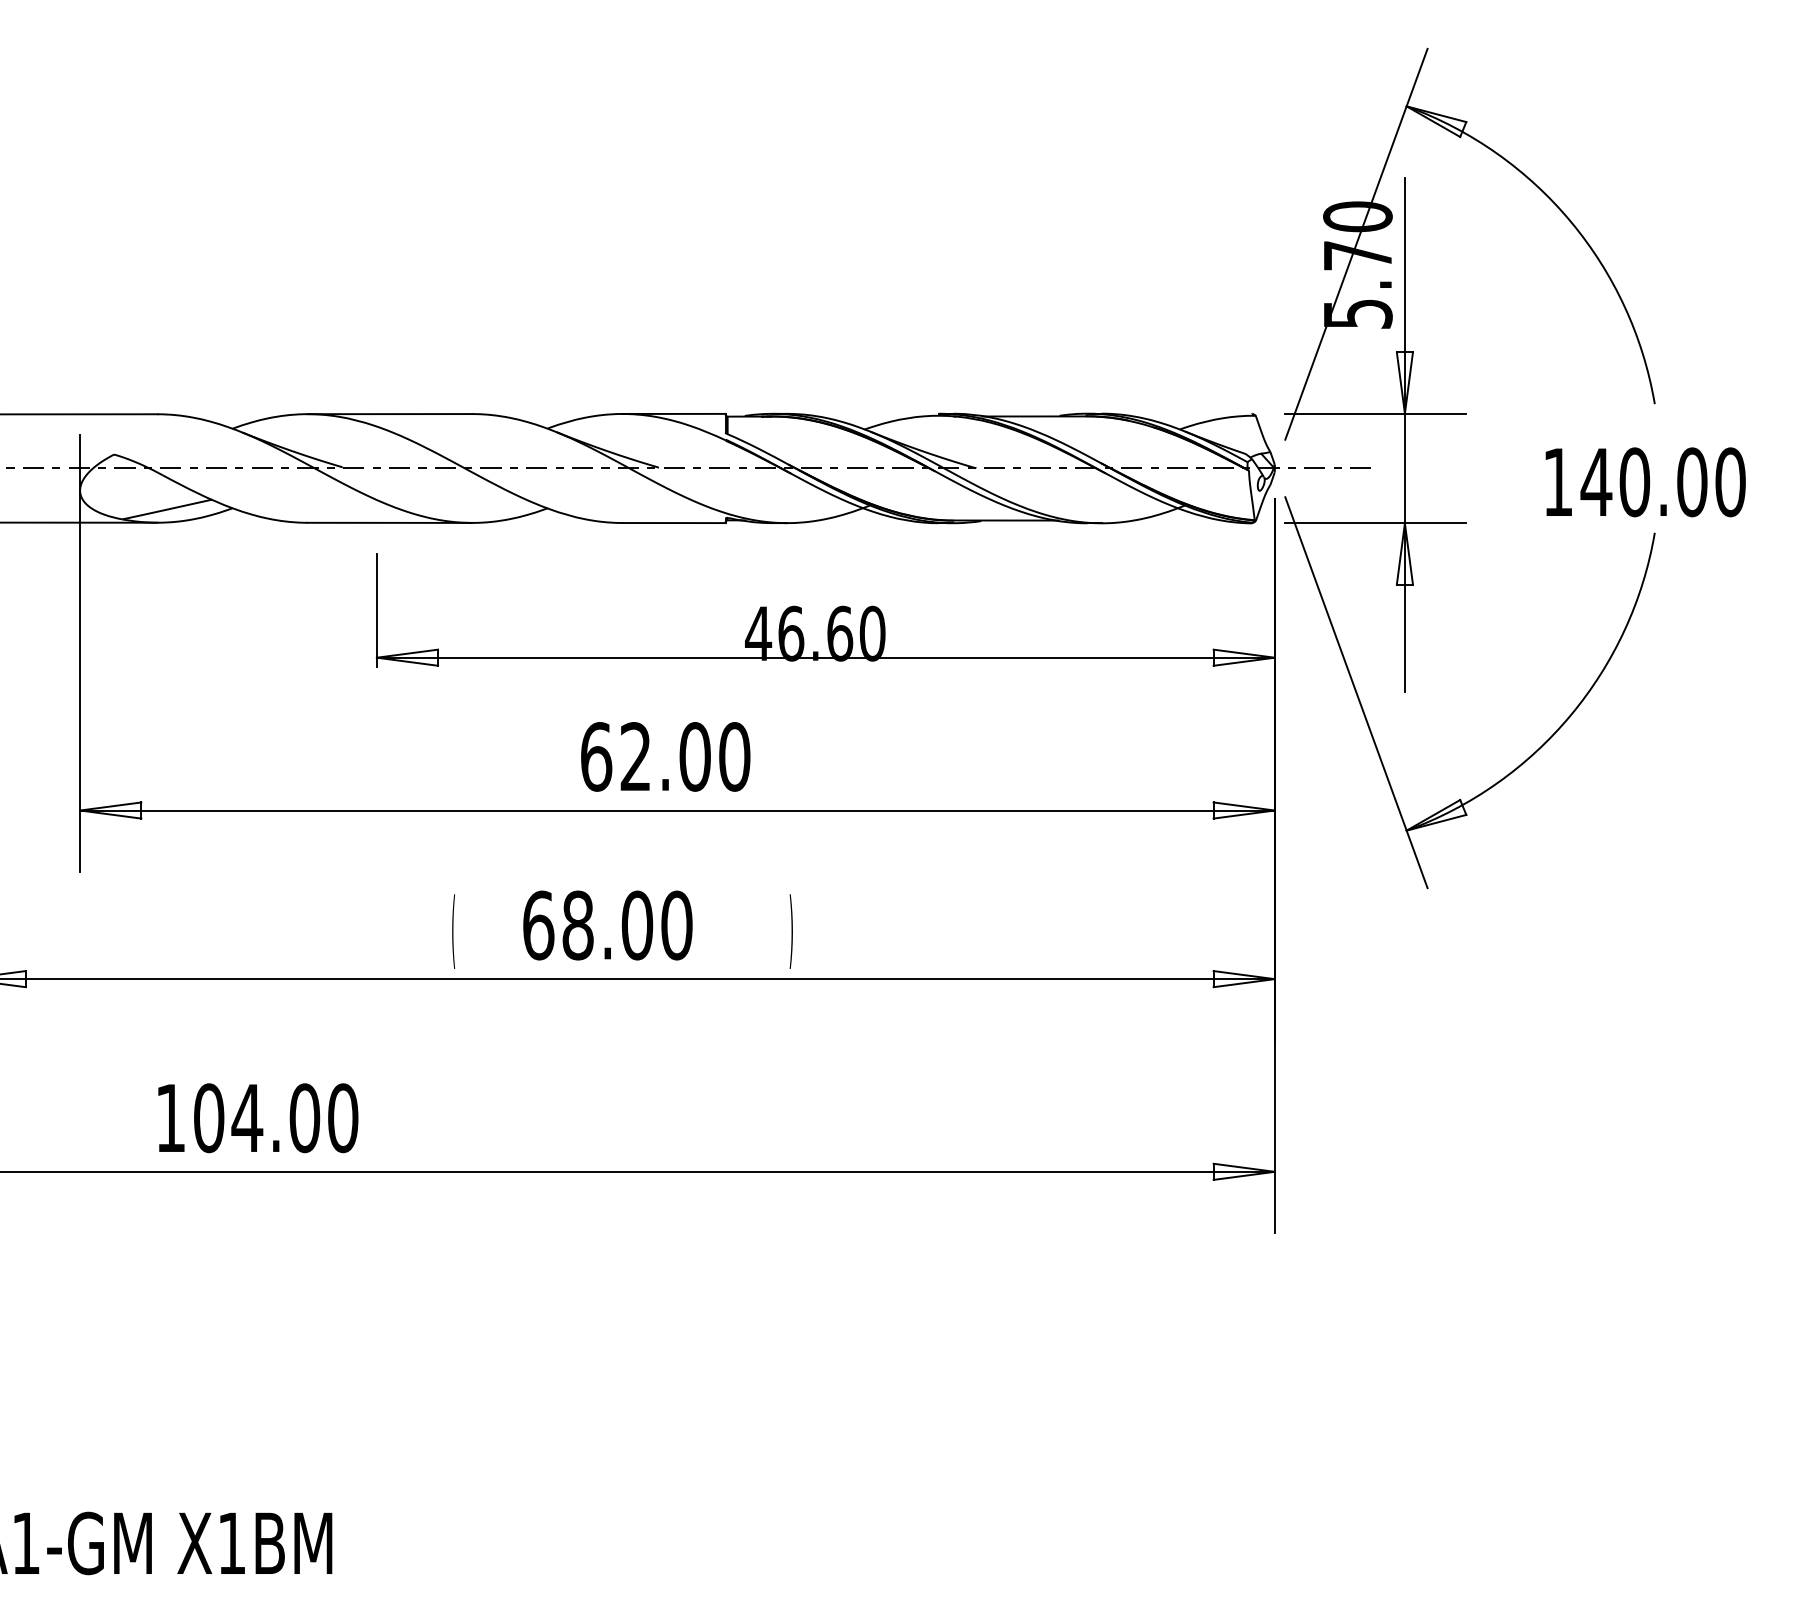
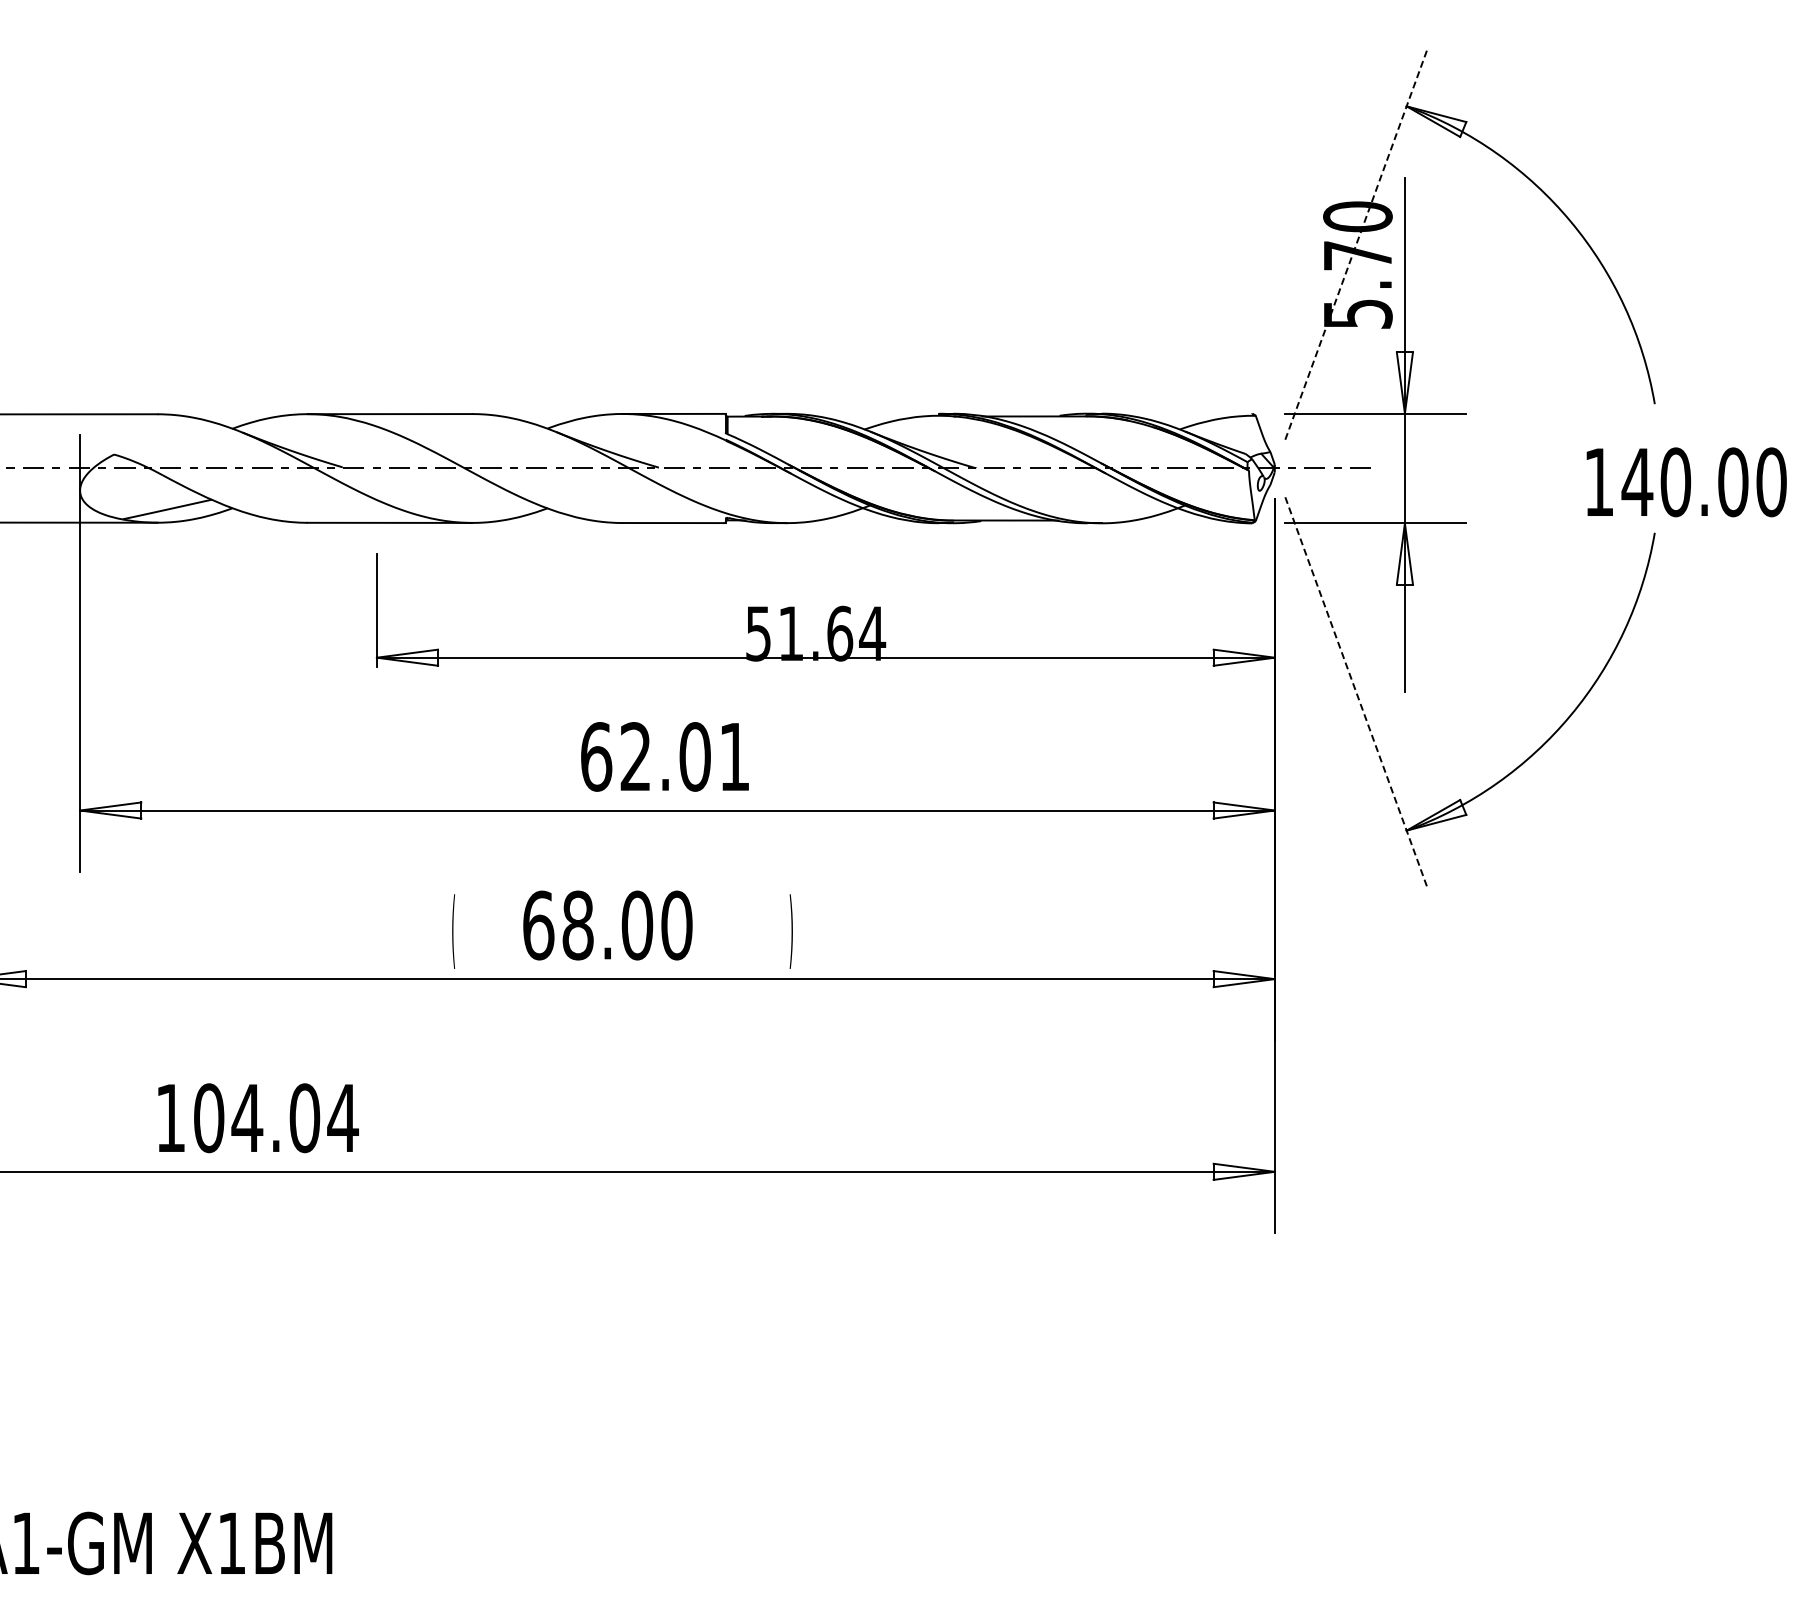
line: solid -> dashed (1356, 244)
text position: (1645, 482) -> (1686, 482) (1686, 482)
text: 46.60 -> 51.64 (815, 633)
line: solid -> dashed (1356, 692)
text: 62.00 -> 62.01 (734, 756)
text: 104.00 -> 104.04 (342, 1118)
